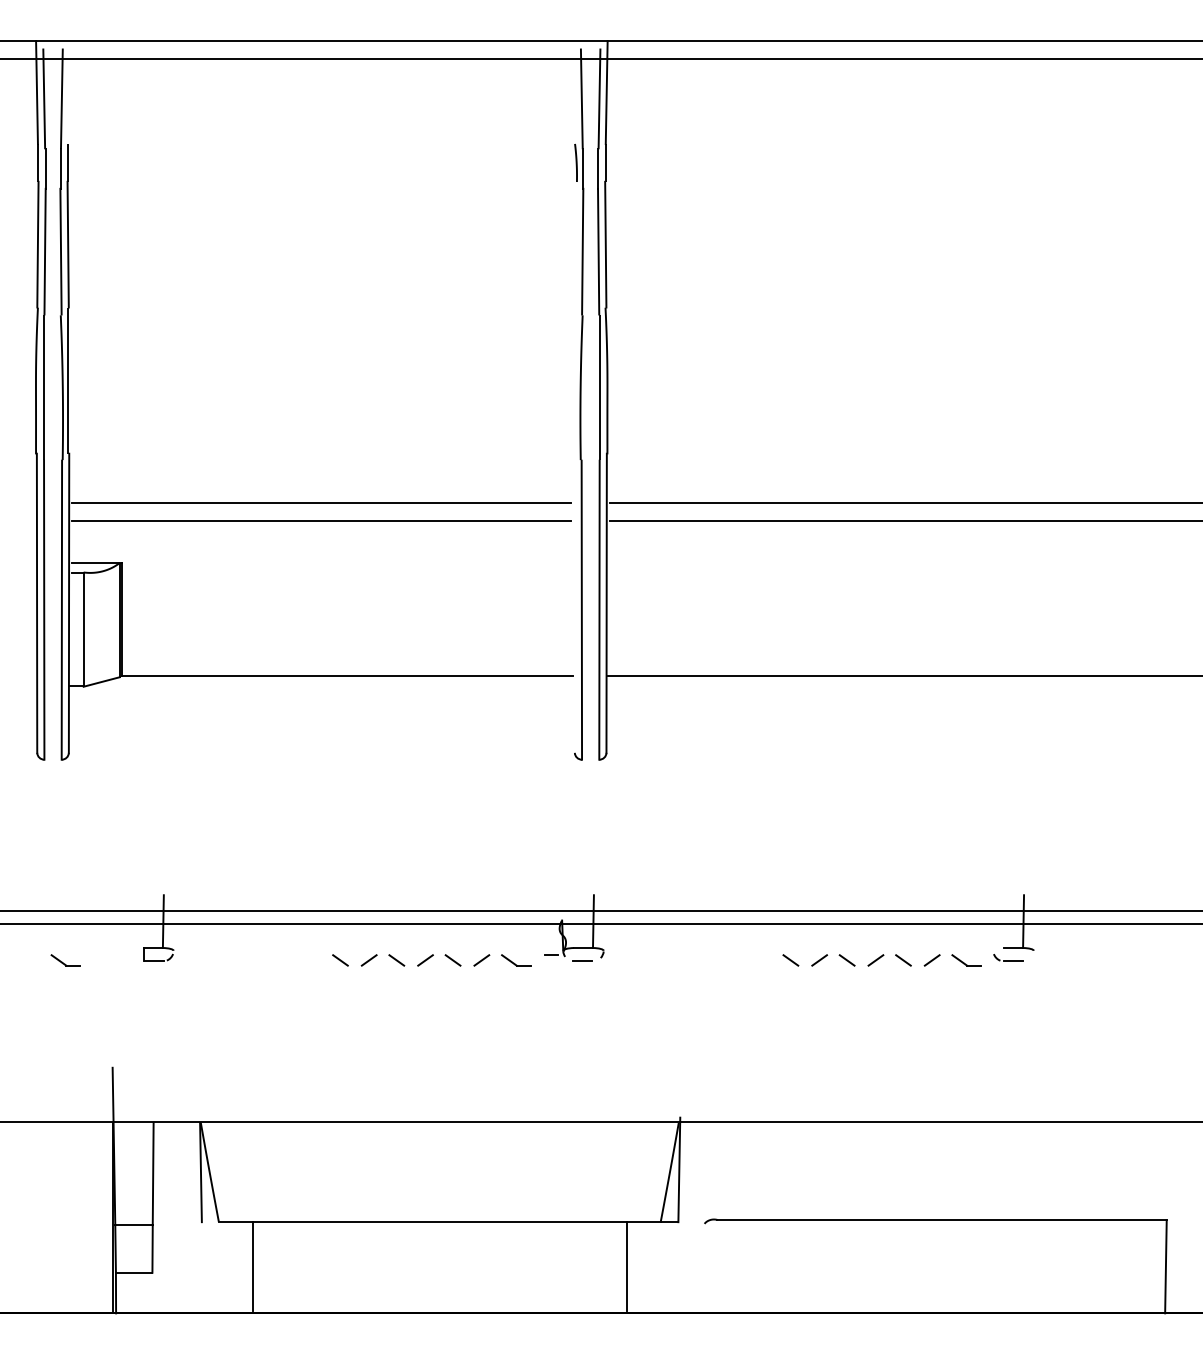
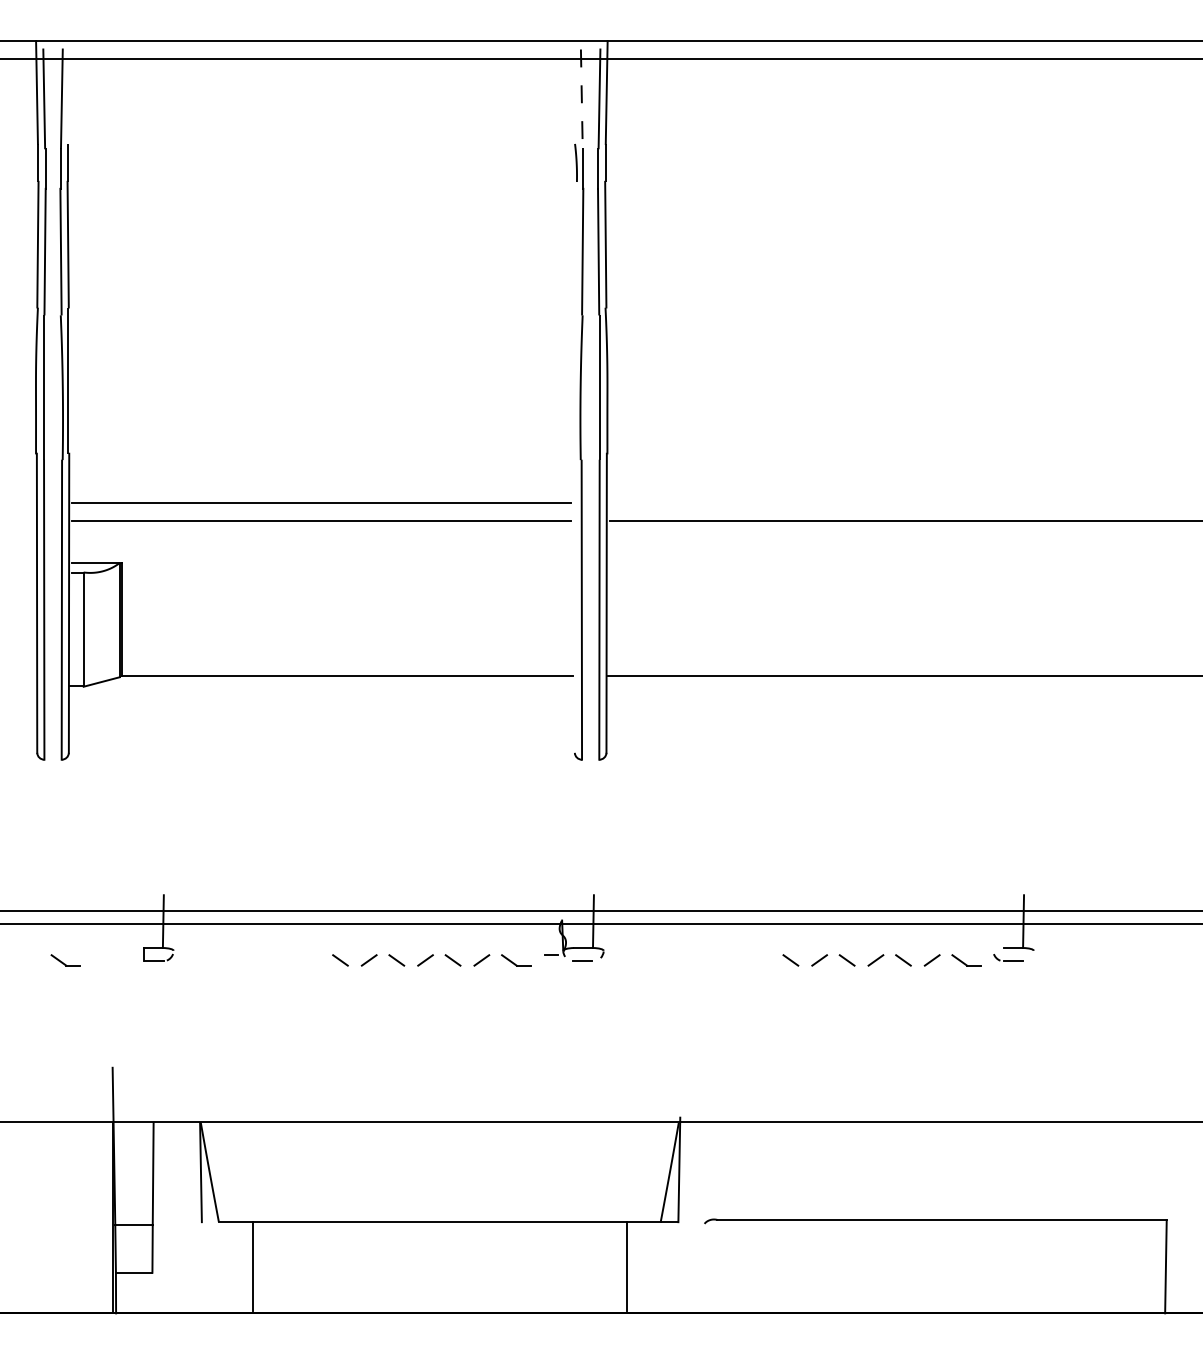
line: solid -> dashed (581, 99)
line: present -> none (904, 502)
